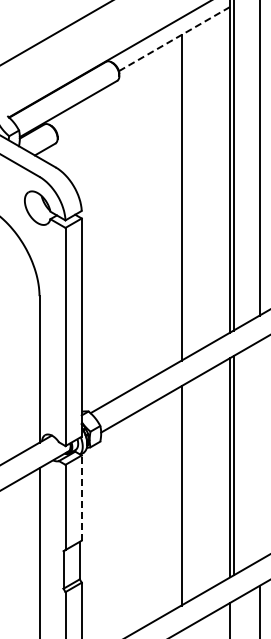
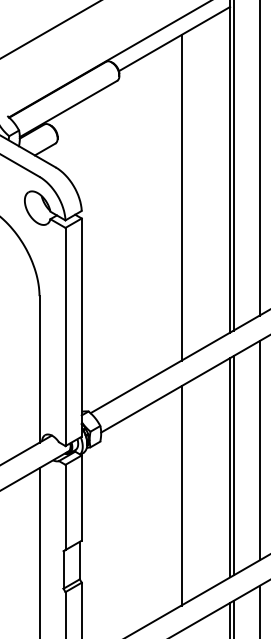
line position: (56, 33) -> (50, 29) (50, 29)
line: dashed -> solid (174, 38)
line: none -> present (259, 450)
line: dashed -> solid (81, 498)
line: none -> present (233, 617)
